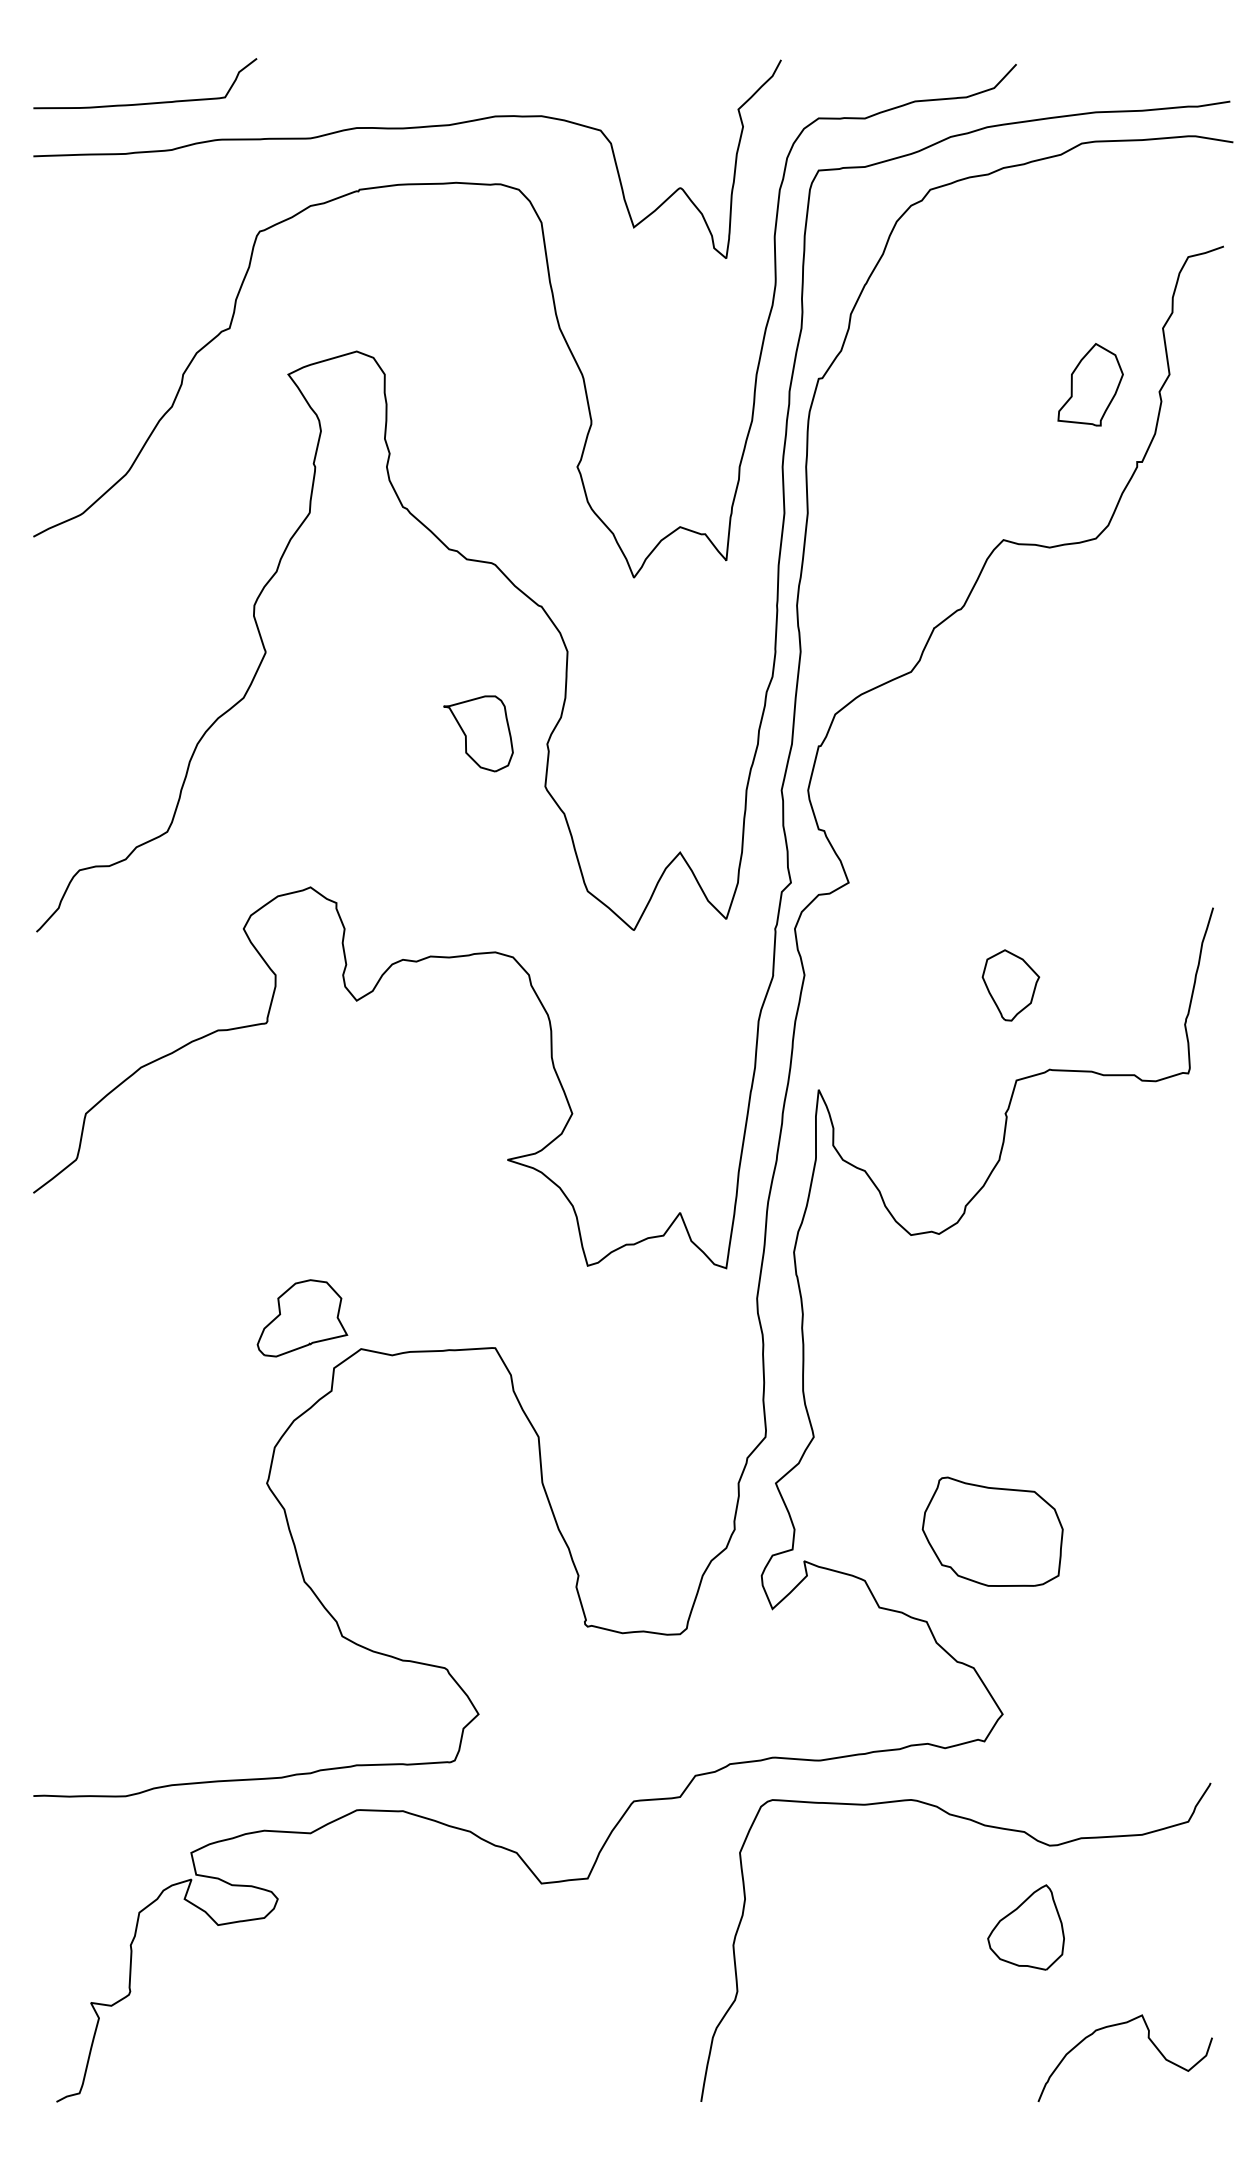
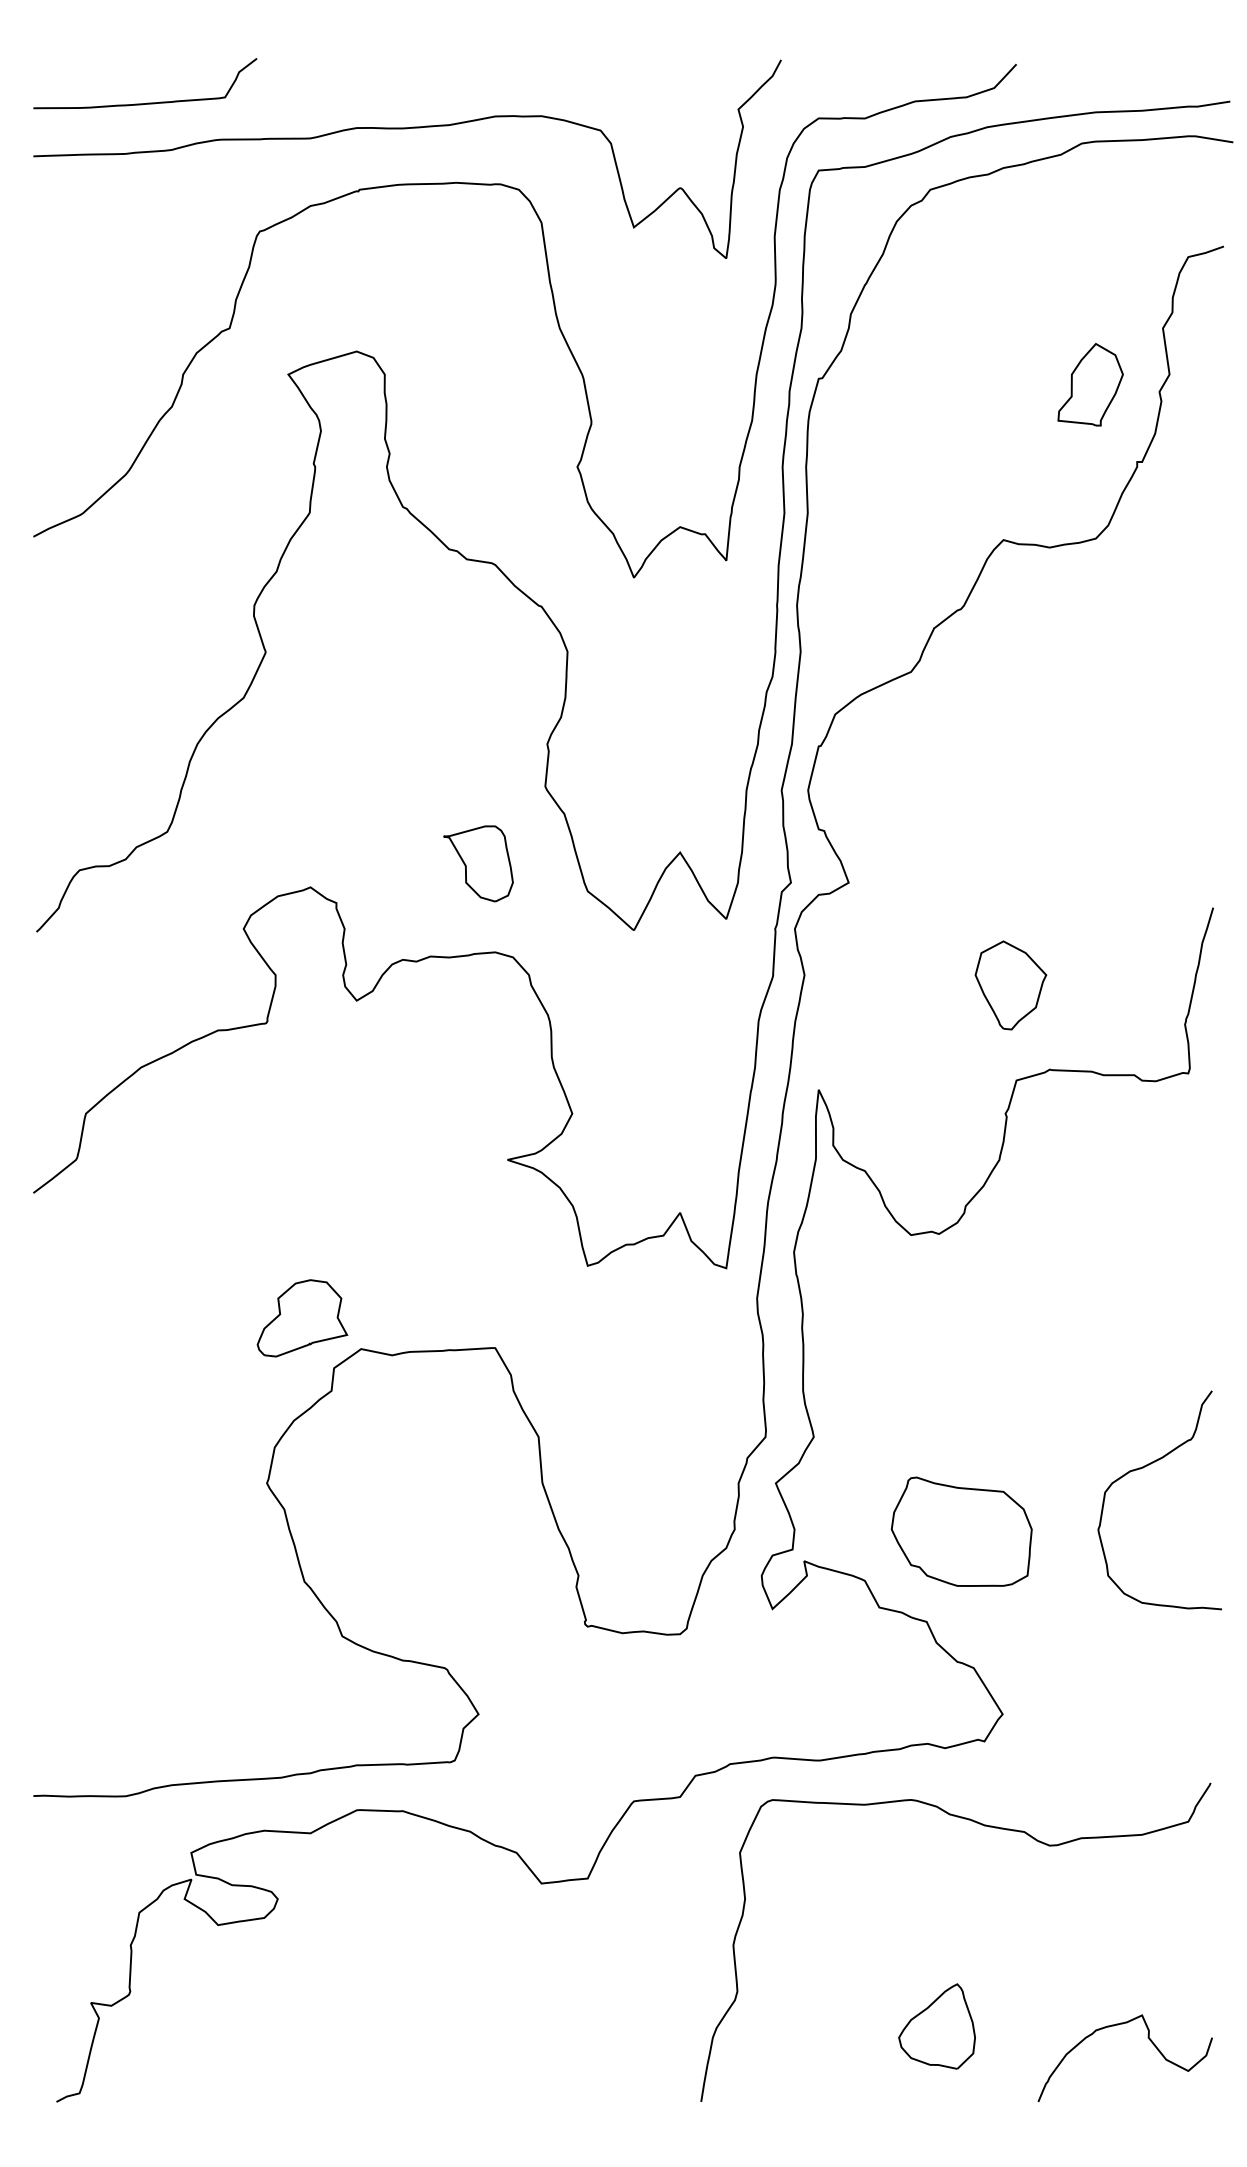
part position: (478, 733) -> (478, 863) (478, 863)
part size: 60x73 px -> 74x91 px (1010, 985)
curve: none -> present (1143, 1468)
part position: (992, 1531) -> (961, 1531) (961, 1531)
part position: (1025, 1927) -> (936, 2026) (936, 2026)
